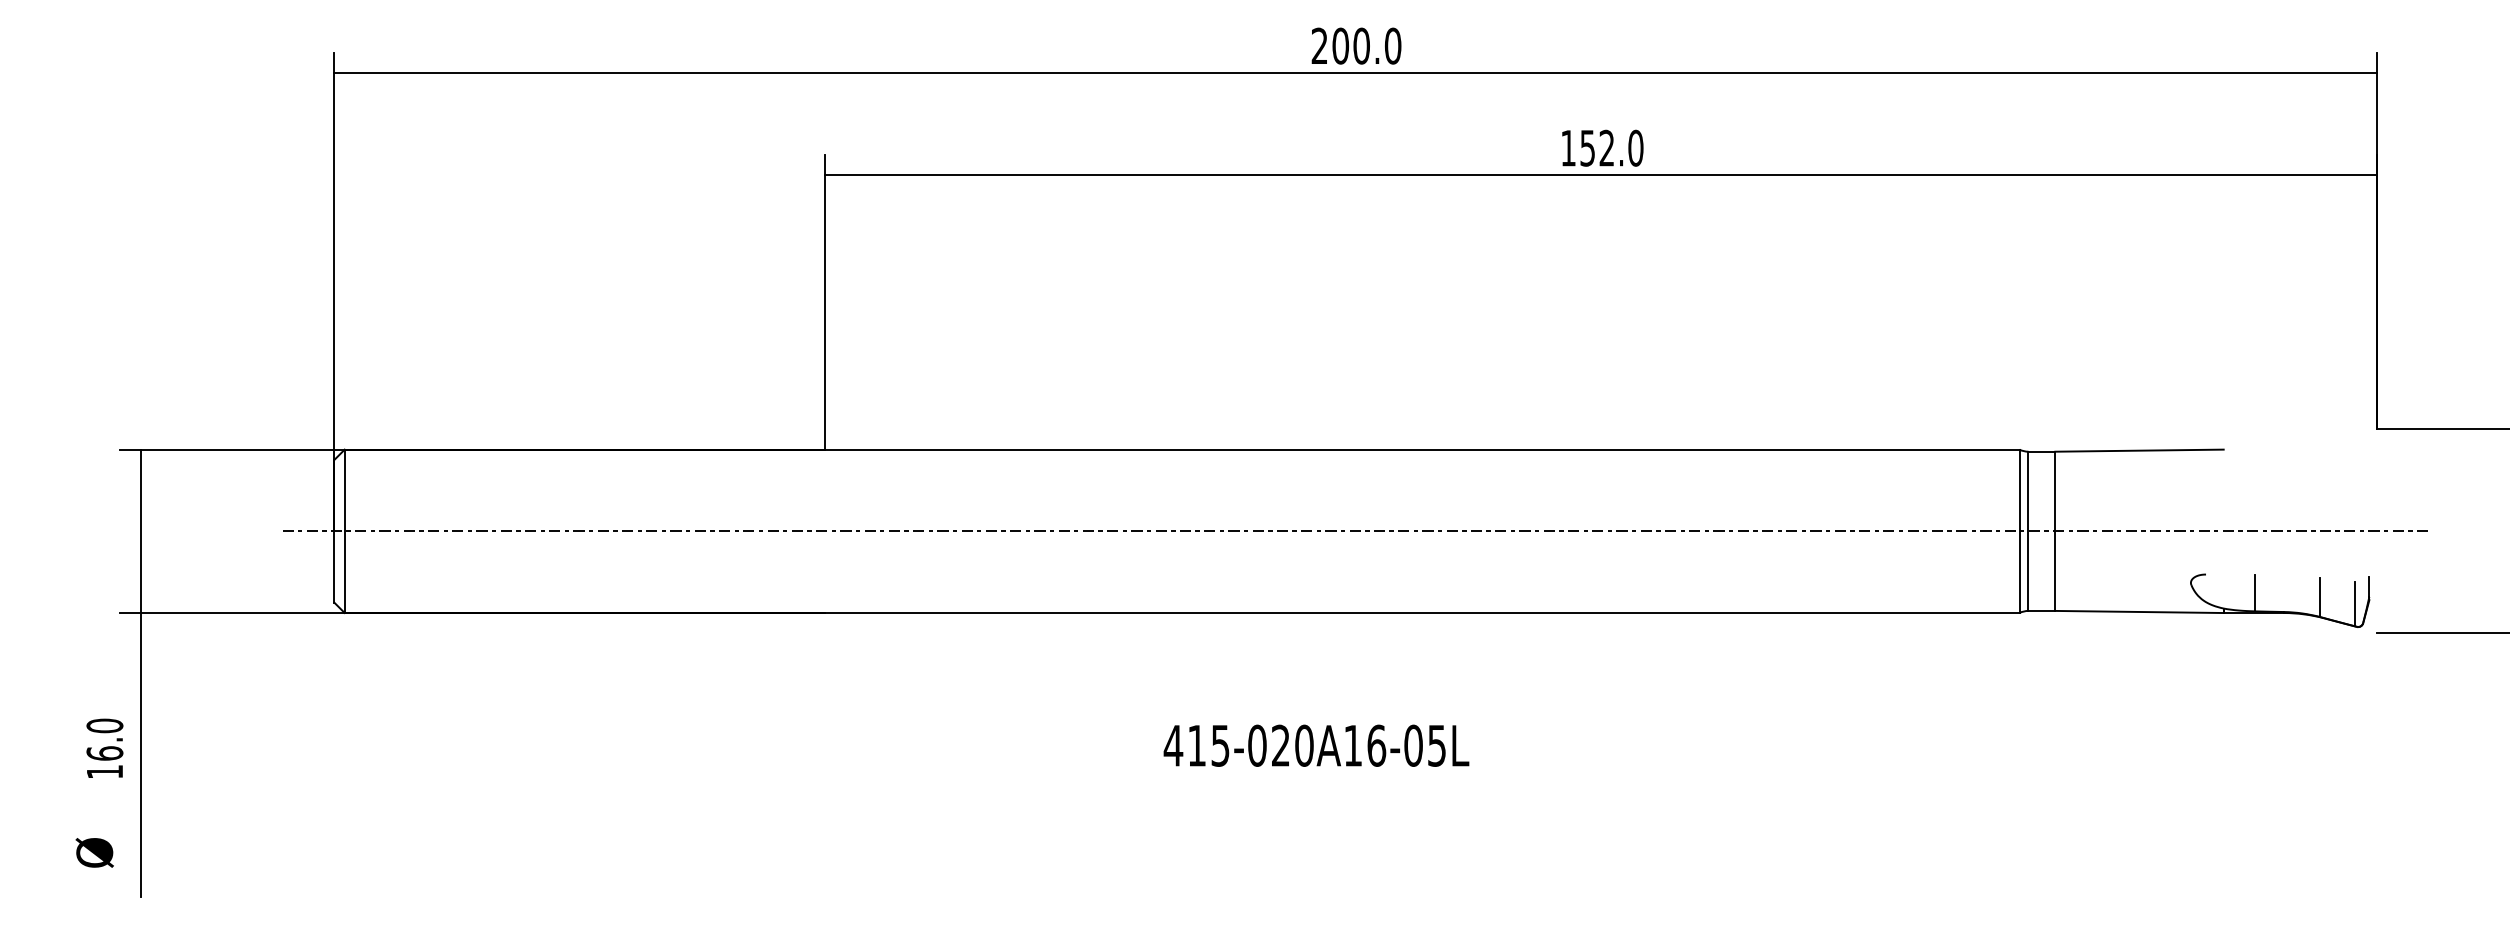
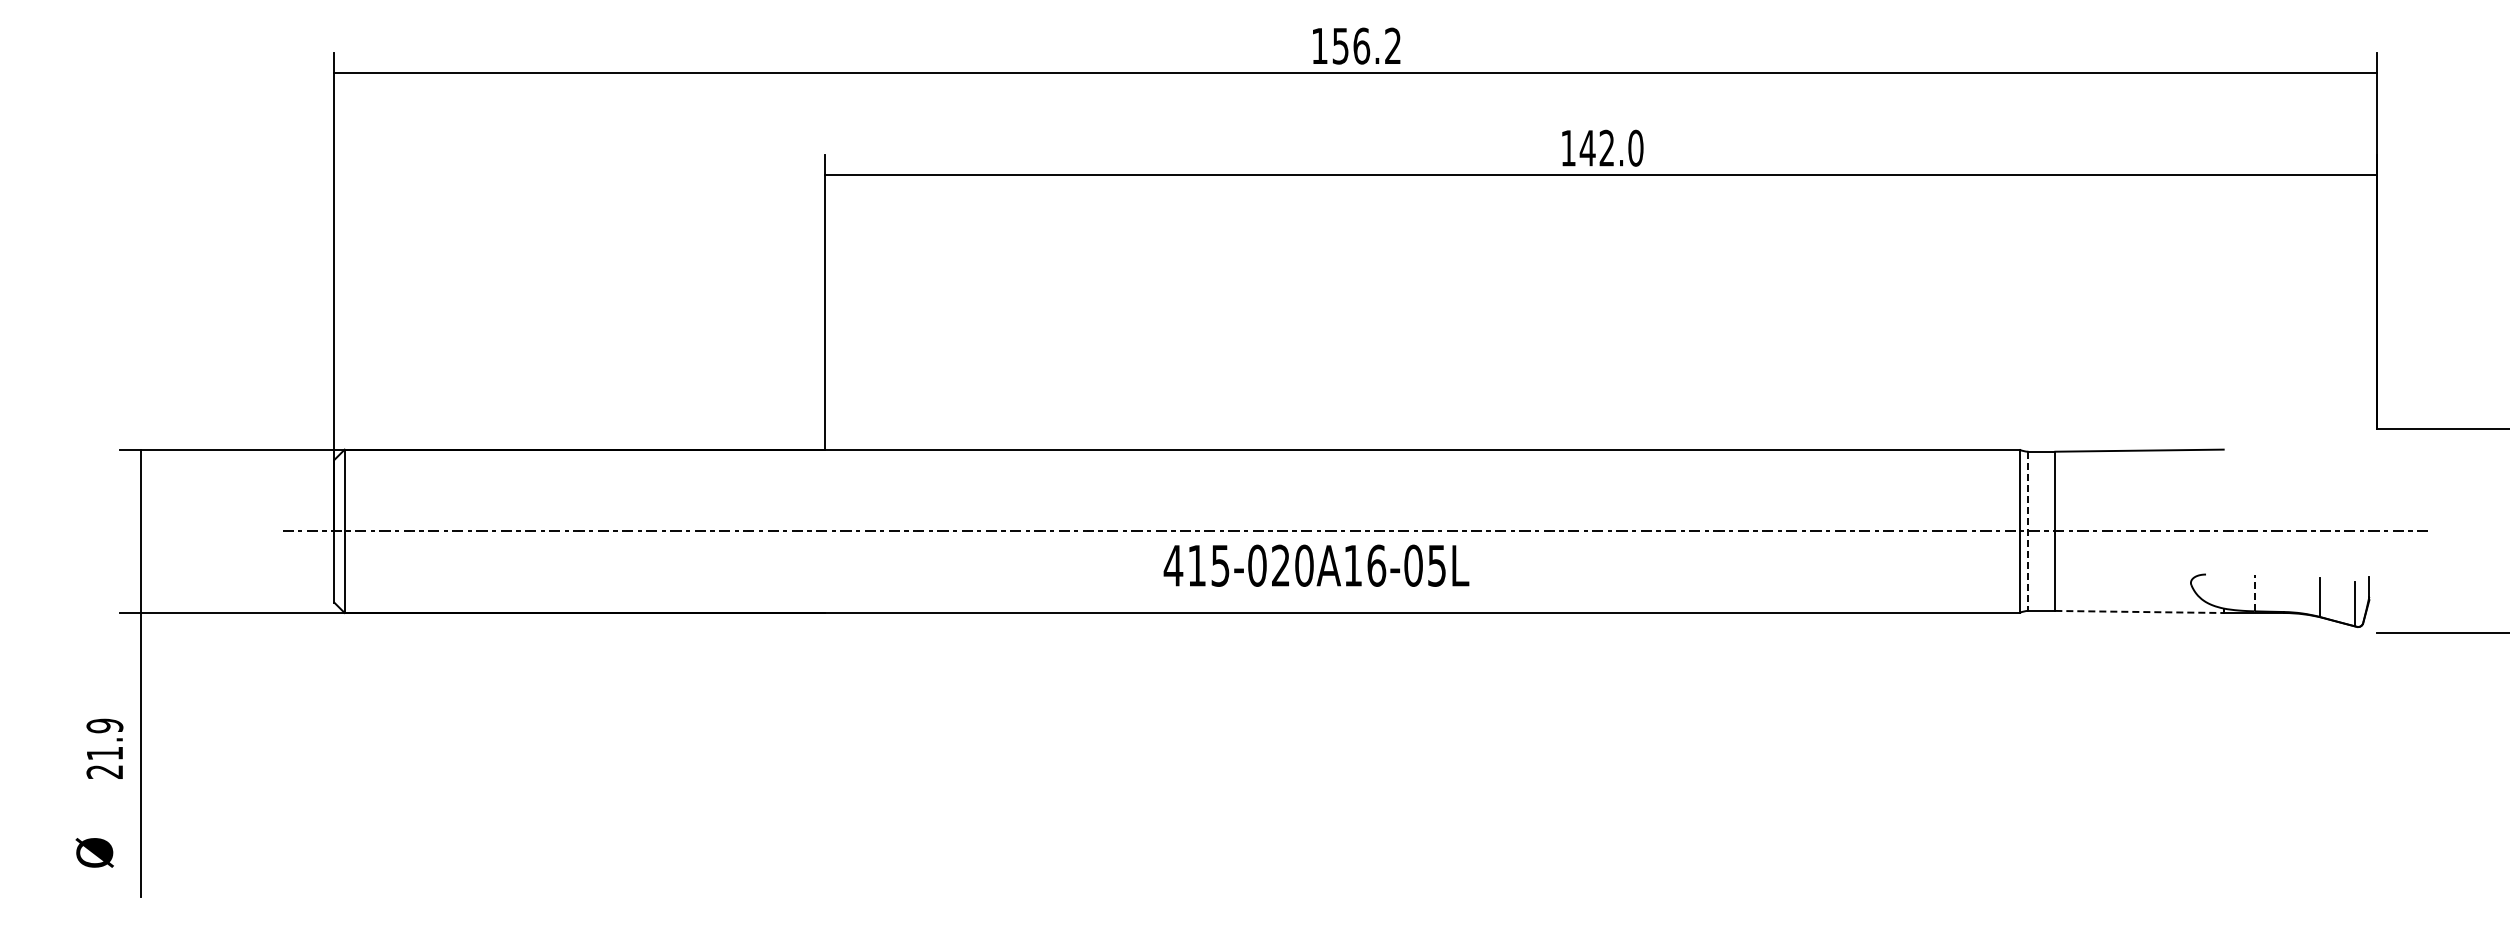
text: 200.0 -> 156.2 (1356, 45)
text: 152.0 -> 142.0 (1587, 148)
line: solid -> dashed (2028, 531)
line: solid -> dashed (2254, 592)
line: solid -> dashed (2140, 611)
text position: (1316, 745) -> (1316, 565) (1316, 565)
text: 16.0 -> 21.9 (104, 748)
